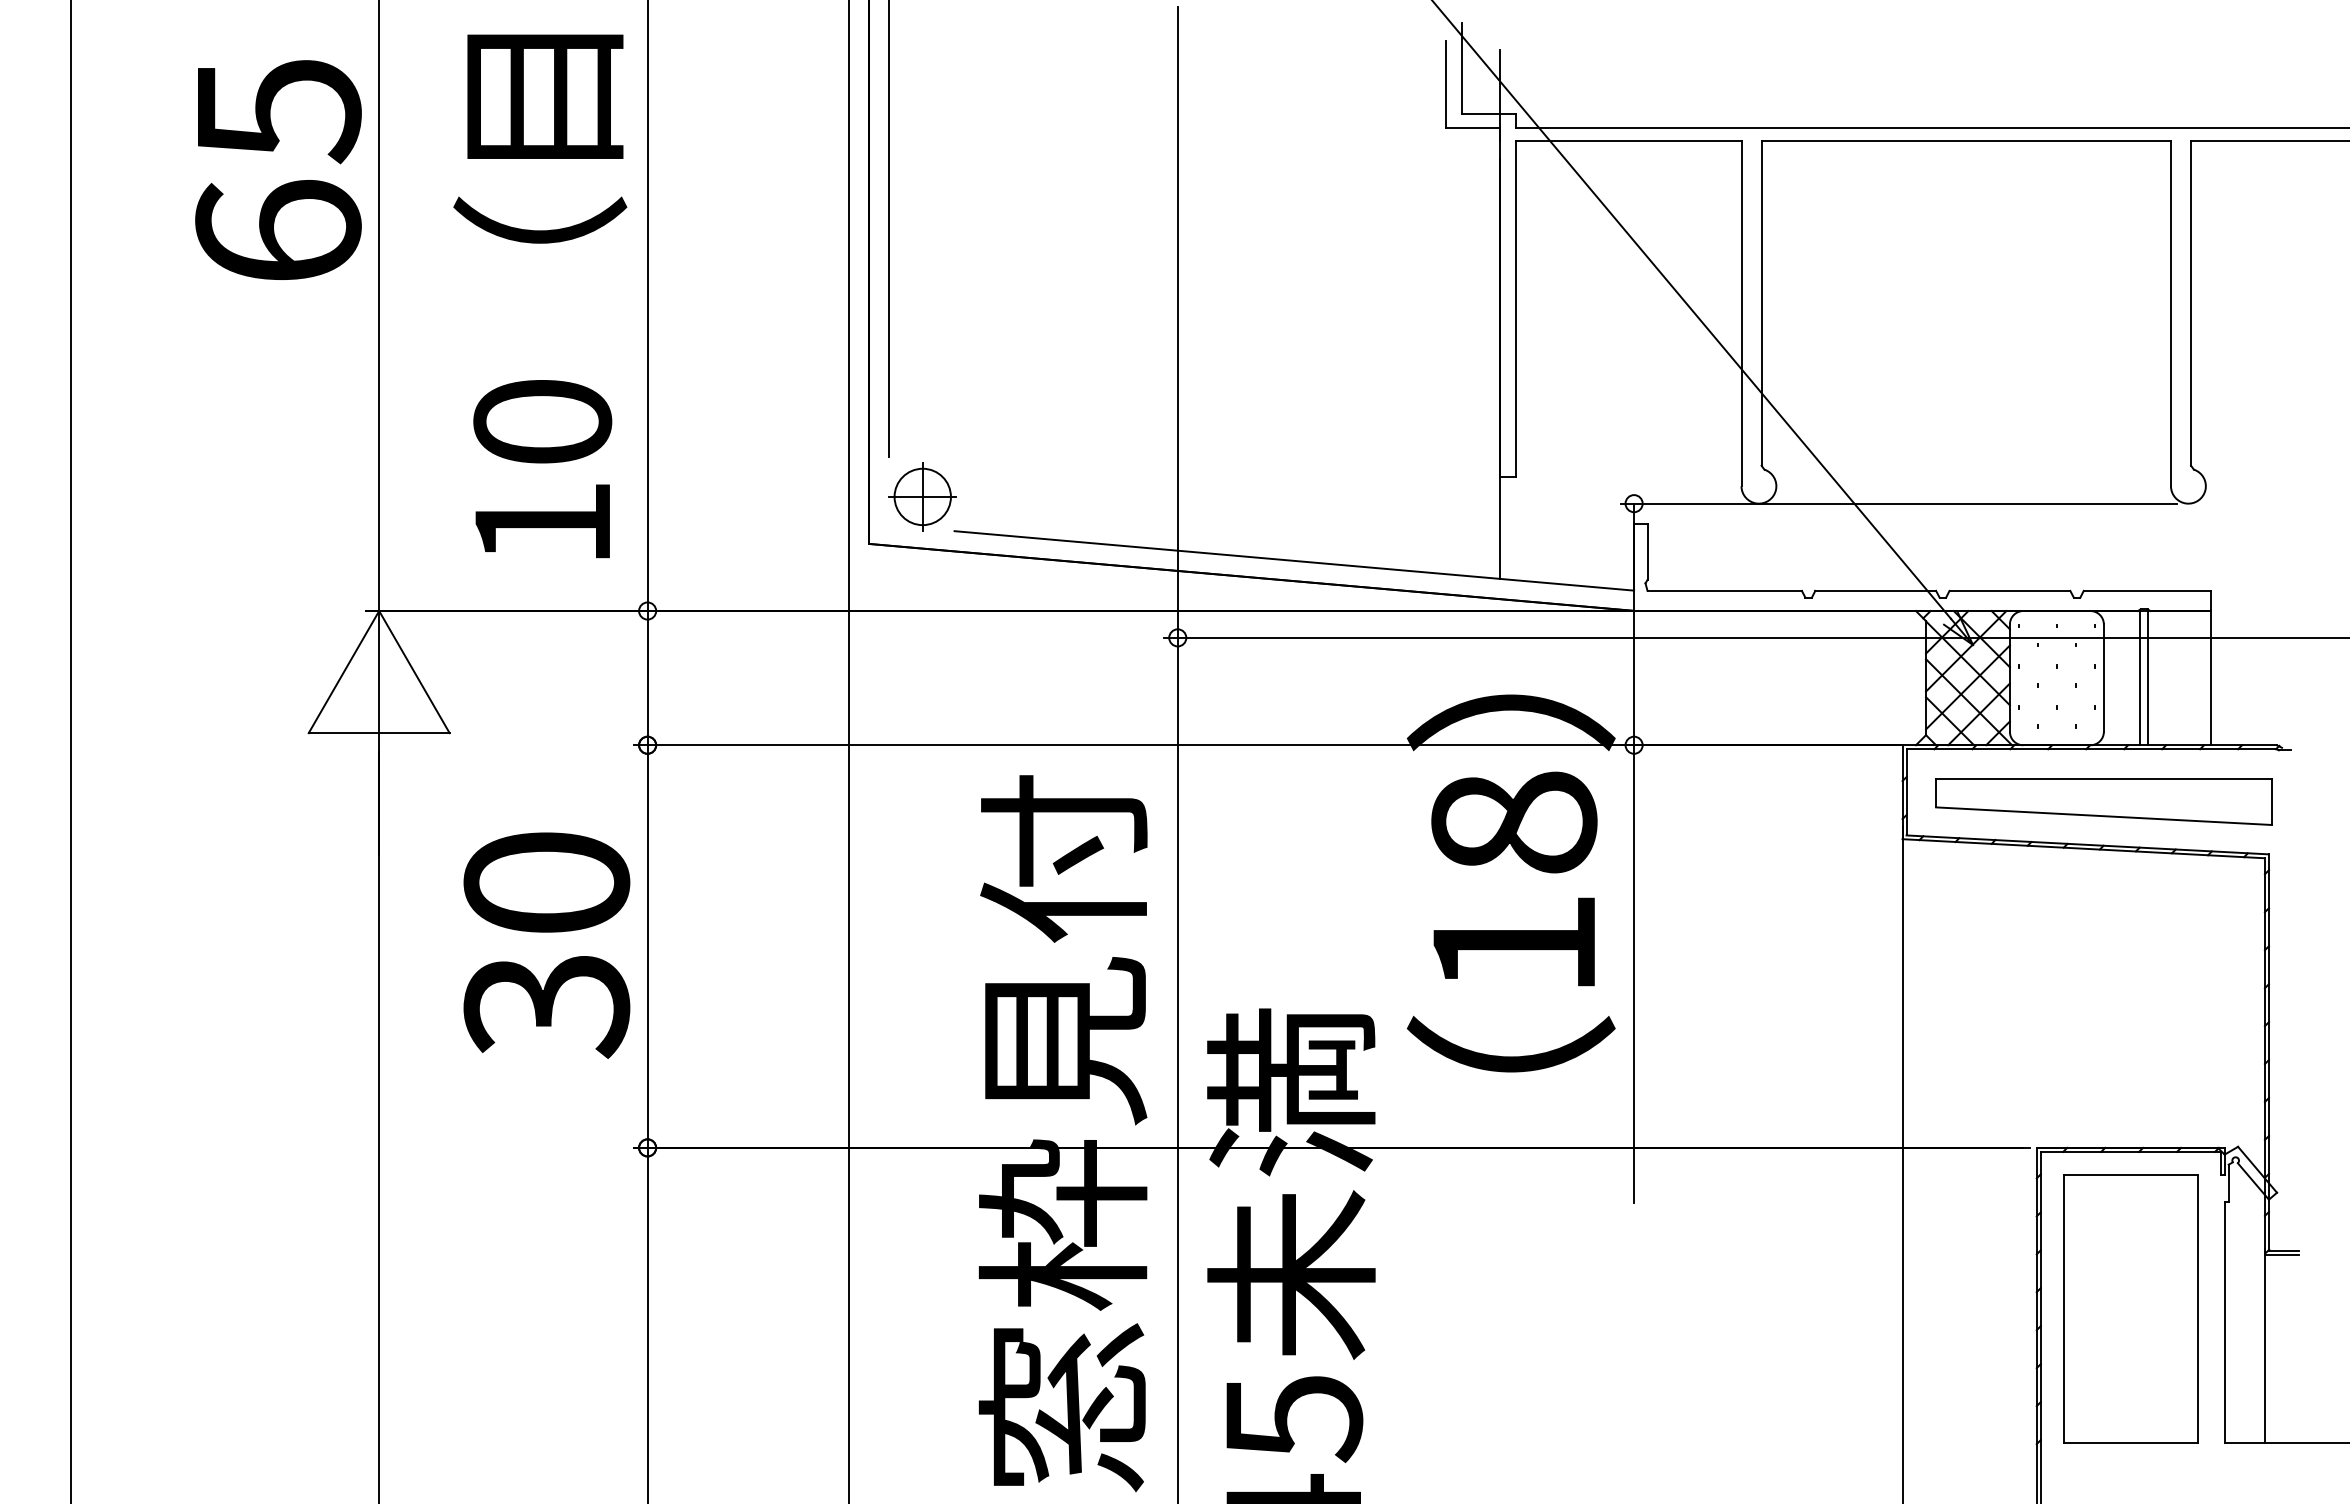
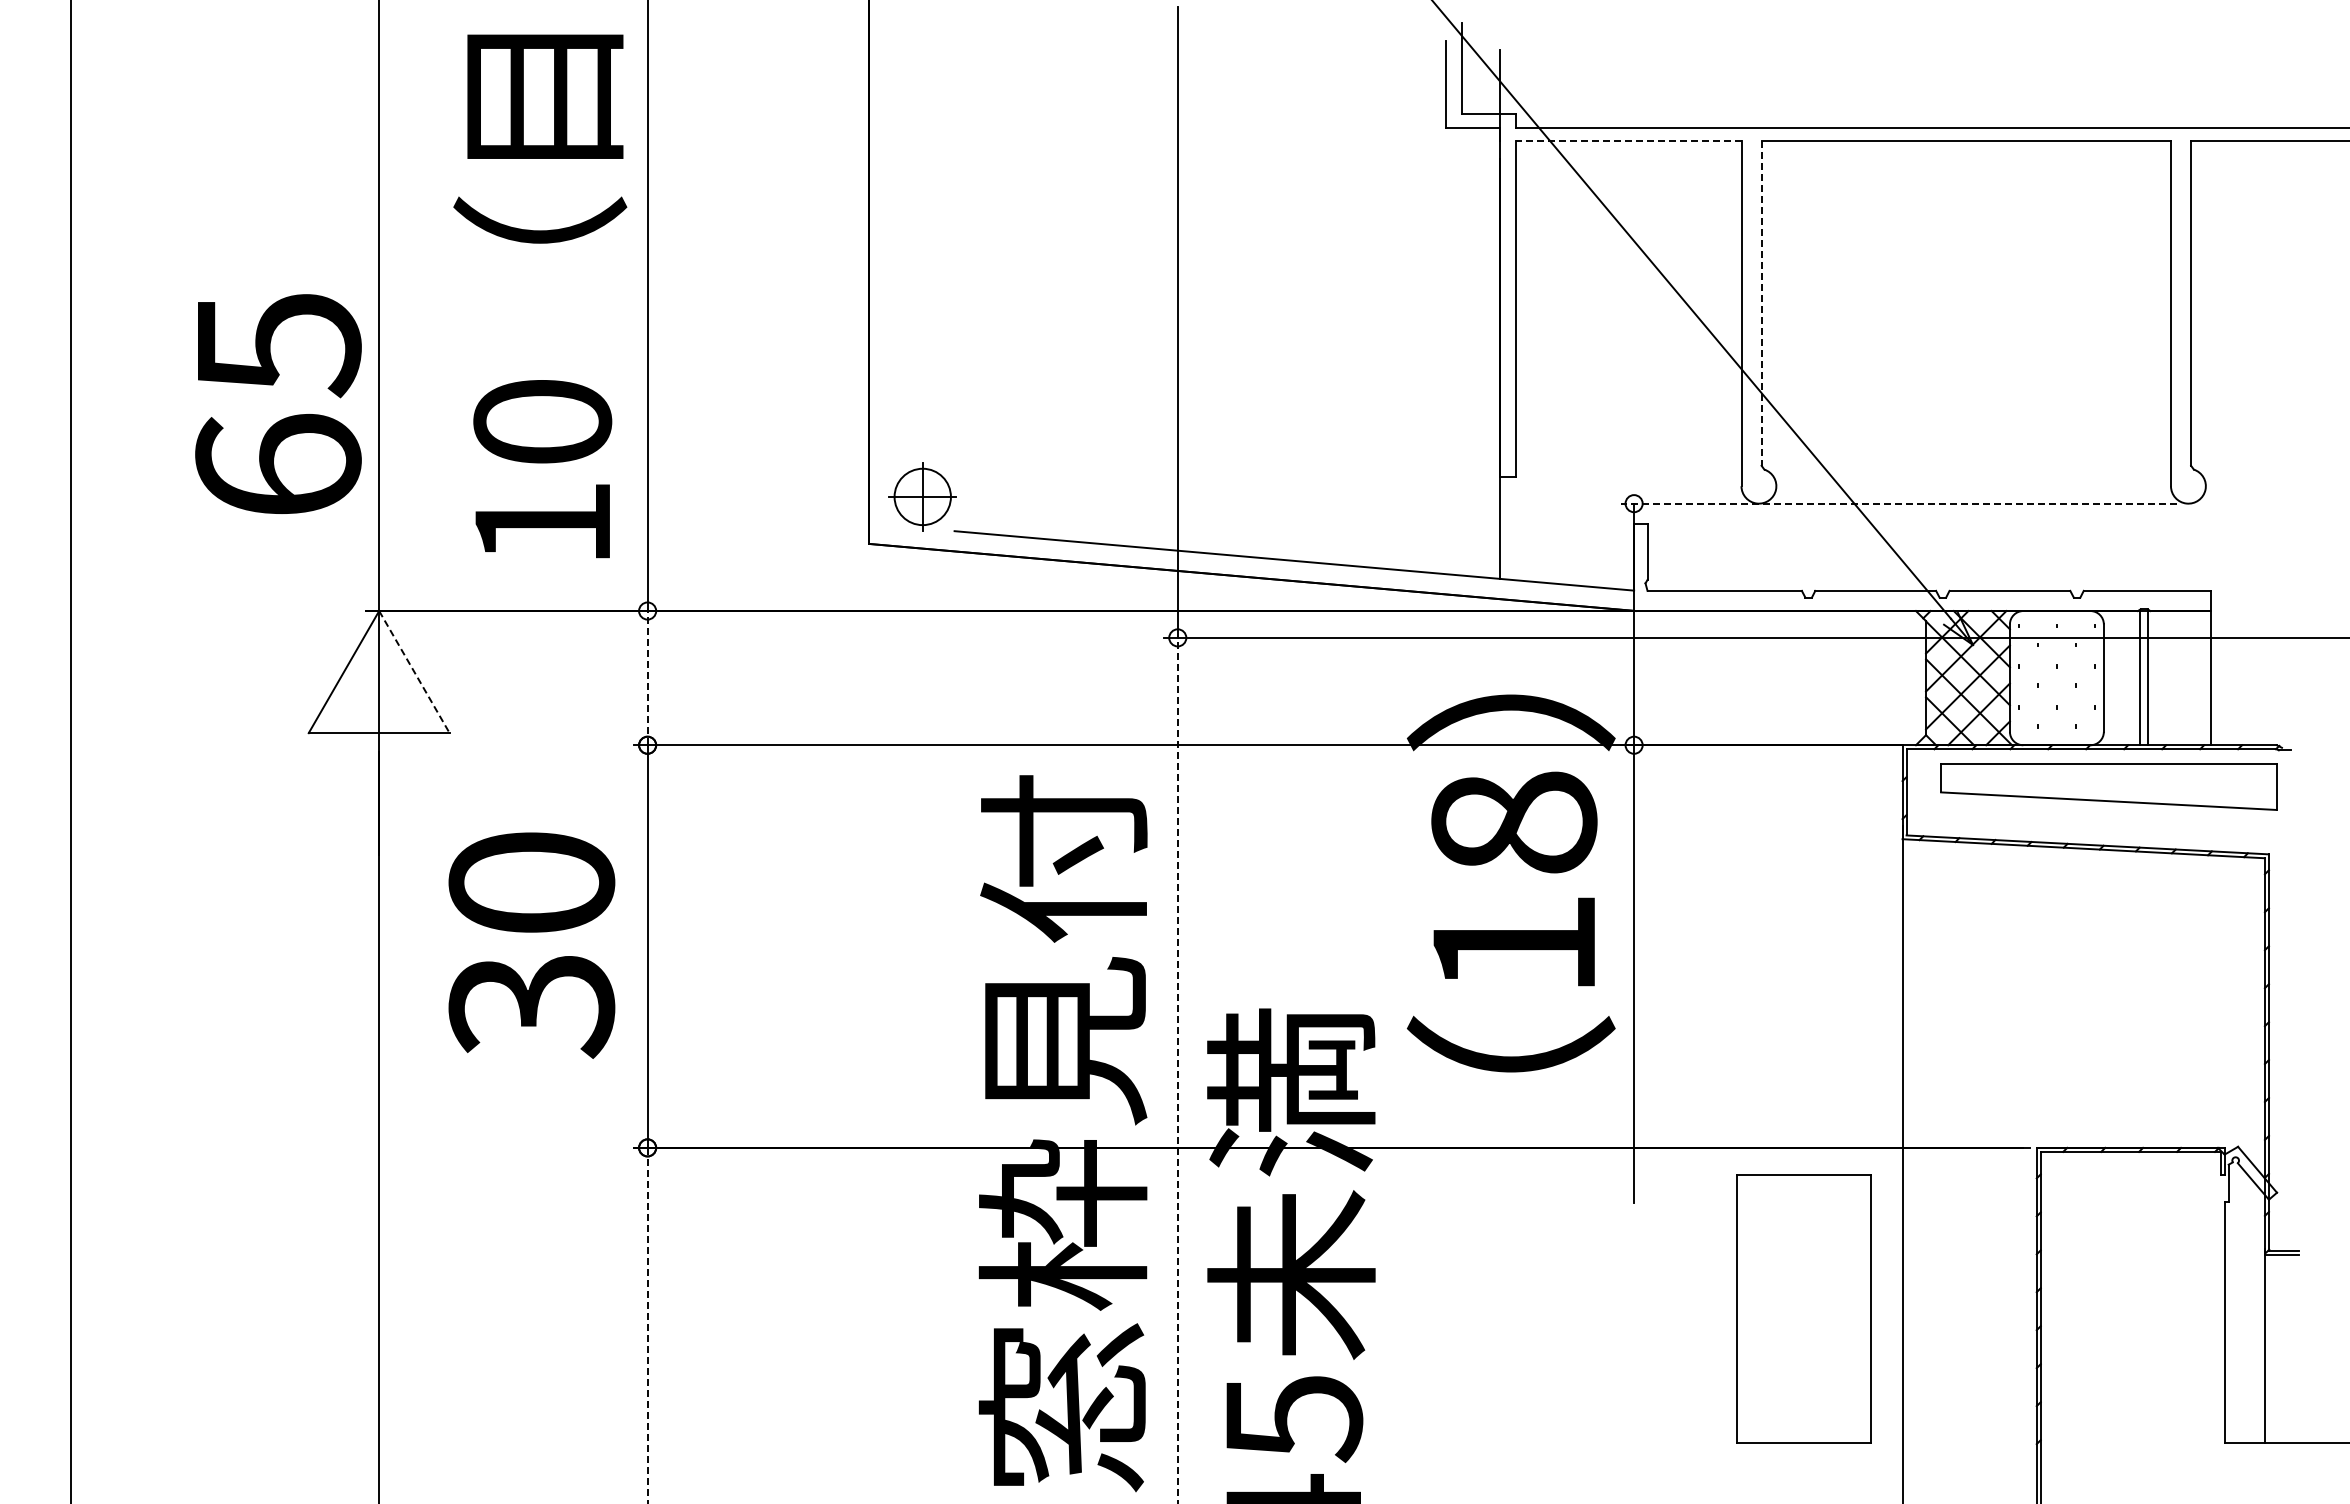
line: solid -> dashed (1628, 141)
text position: (278, 169) -> (278, 403) (278, 403)
line: present -> none (889, 229)
line: solid -> dashed (1761, 304)
line: solid -> dashed (1898, 503)
line: solid -> dashed (414, 672)
line: solid -> dashed (647, 677)
line: present -> none (848, 751)
part position: (2103, 801) -> (2108, 786) (2108, 786)
text position: (546, 945) -> (531, 945) (531, 945)
line: solid -> dashed (1177, 1070)
part position: (2130, 1308) -> (1803, 1308) (1803, 1308)
line: solid -> dashed (647, 1325)
